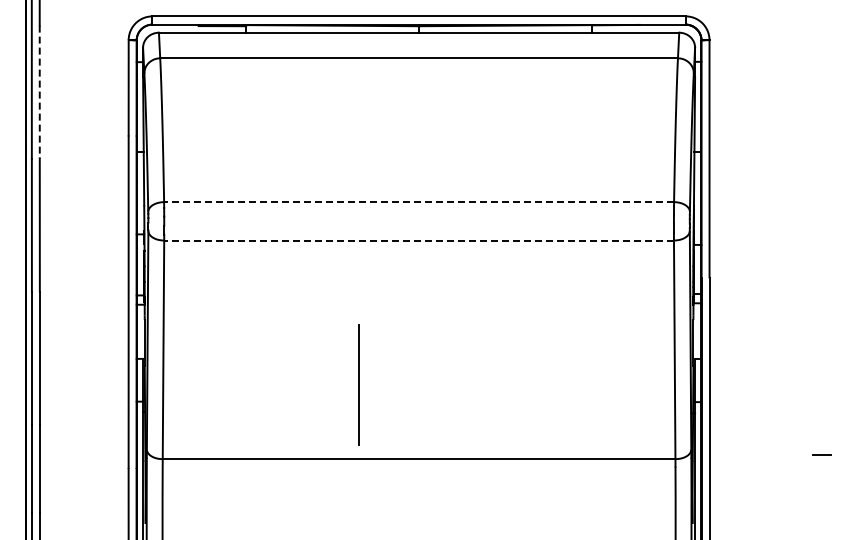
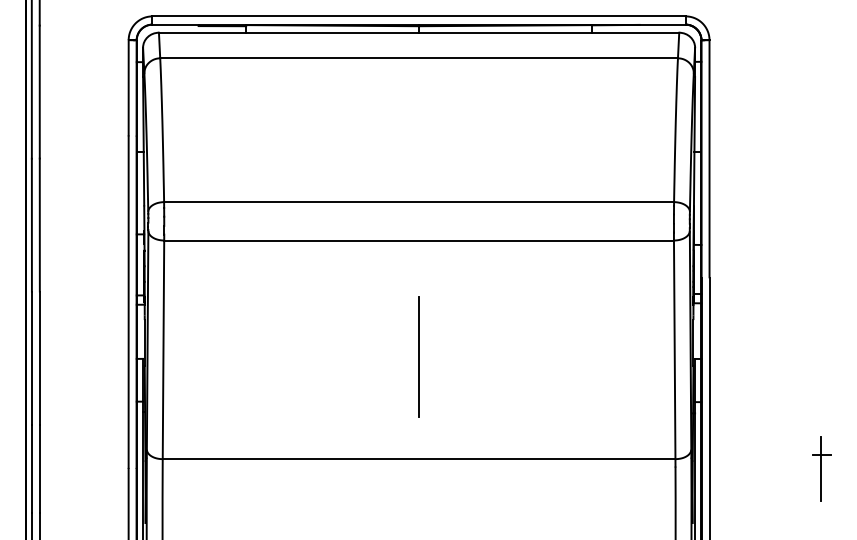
line: dashed -> solid (39, 92)
line: dashed -> solid (419, 202)
line: dashed -> solid (419, 240)
line position: (358, 384) -> (418, 356) (418, 356)
line: none -> present (820, 468)
